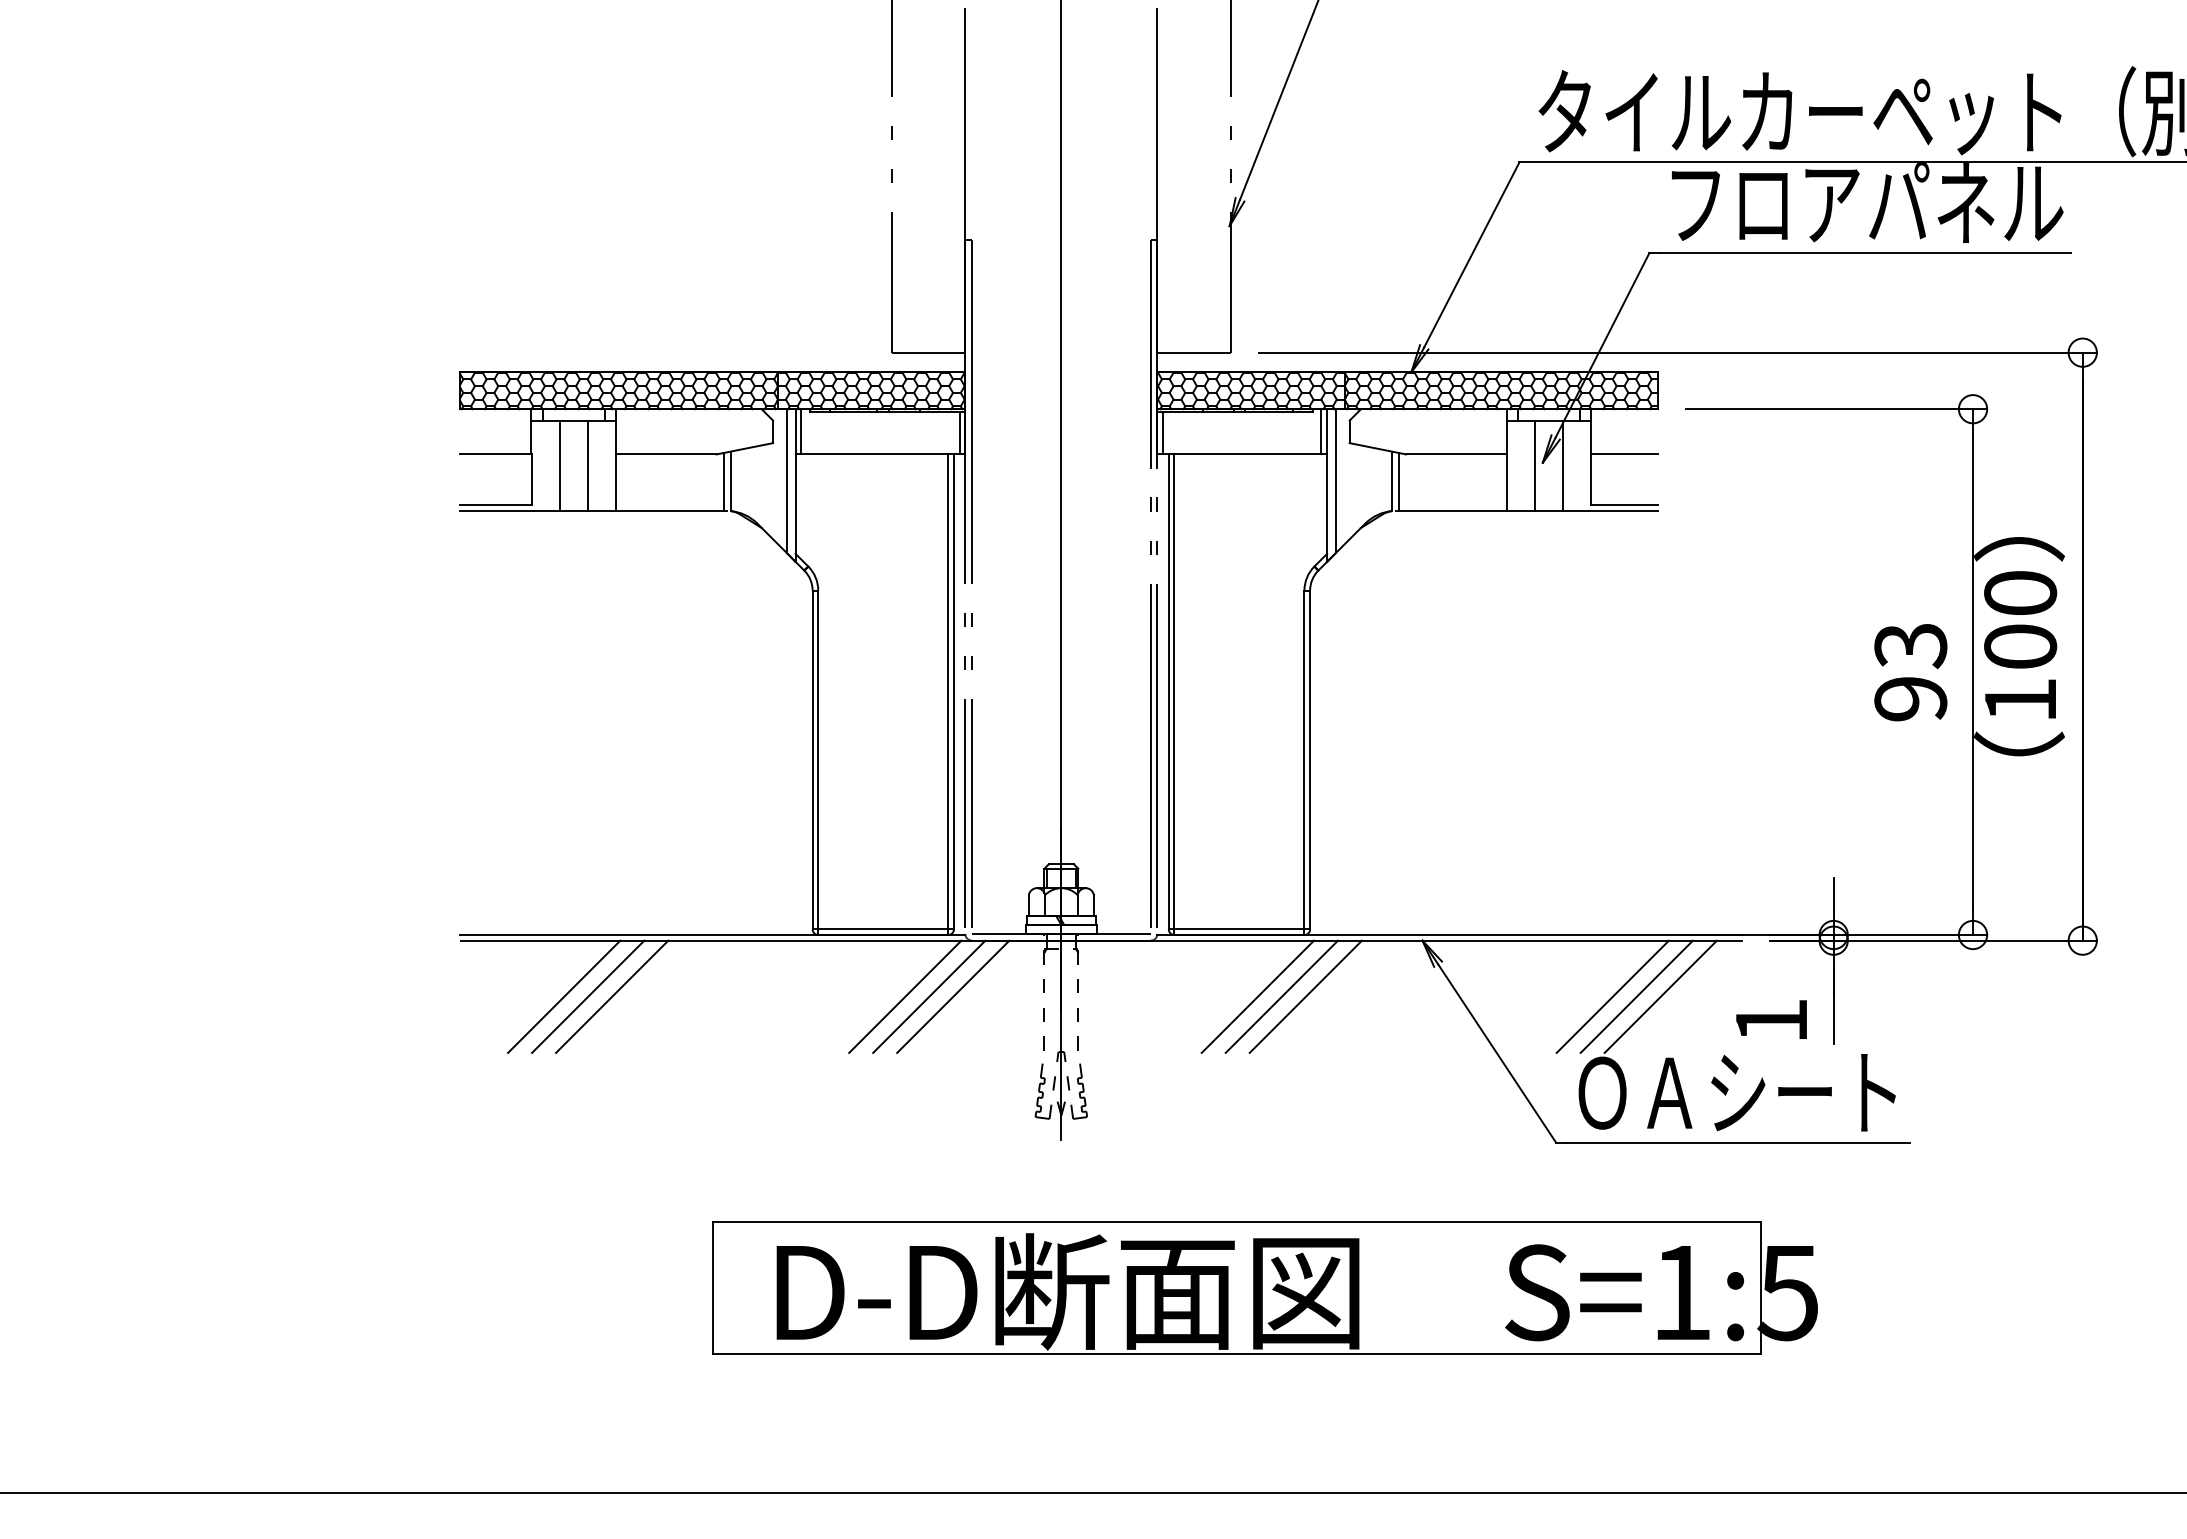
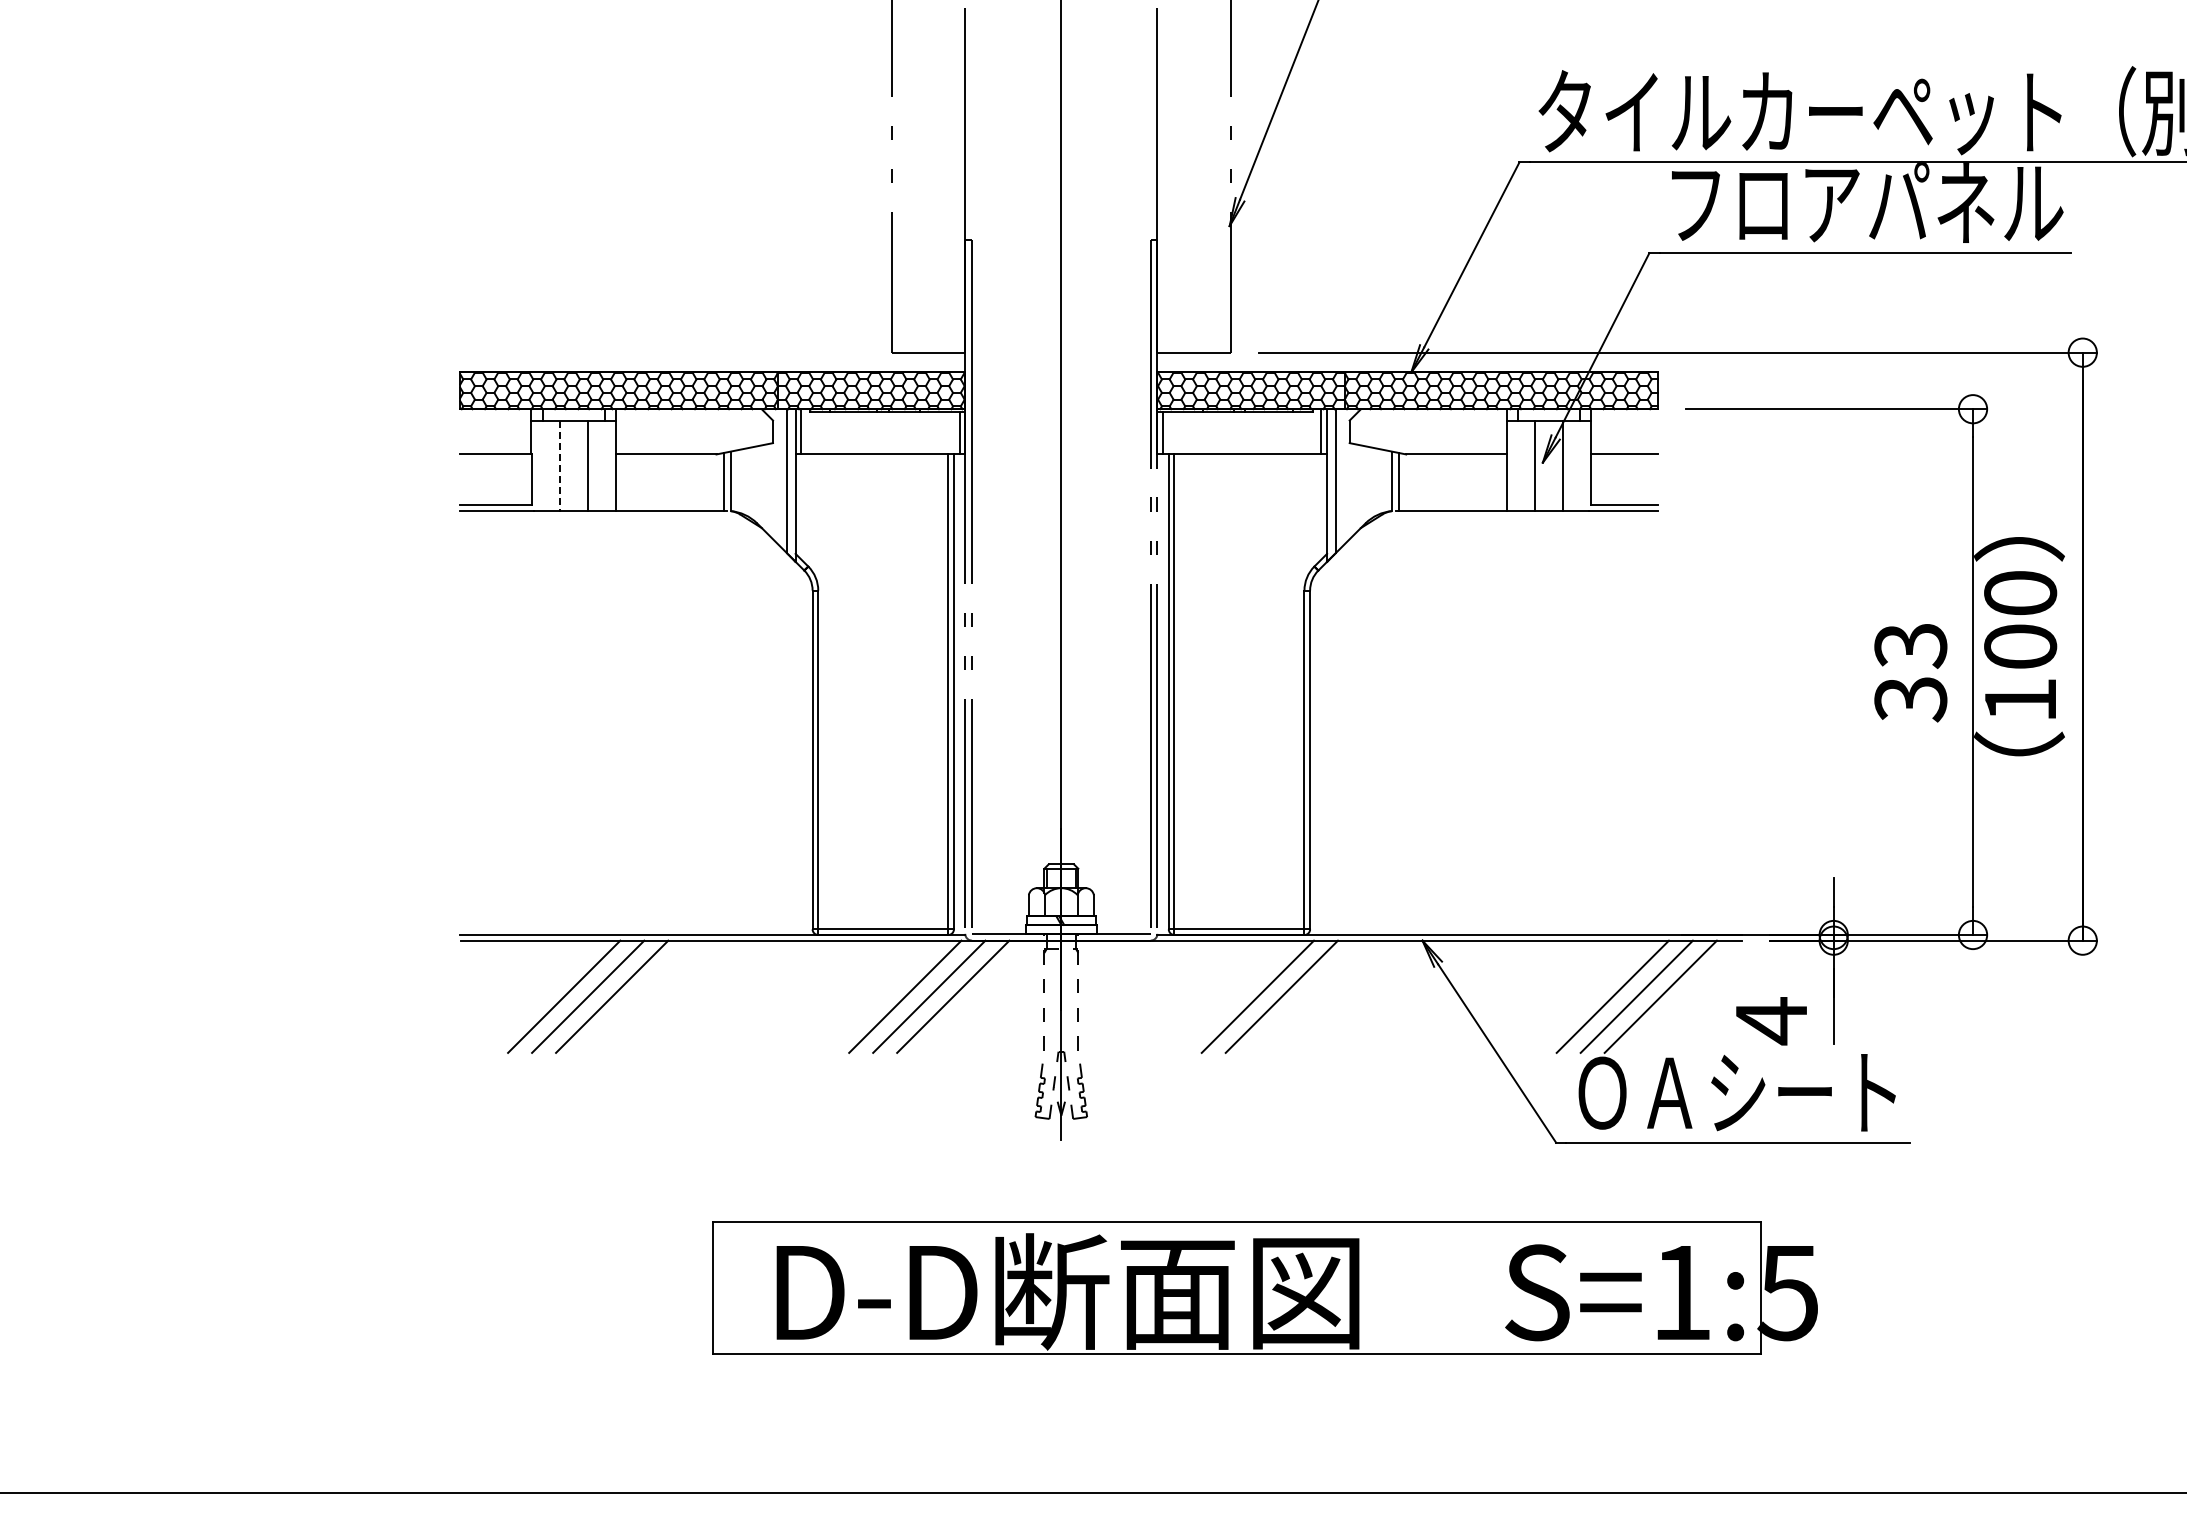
line: solid -> dashed (559, 466)
text: 93 -> 33 (1910, 699)
line: present -> none (1305, 996)
text: 1 -> 4 (1771, 1021)
